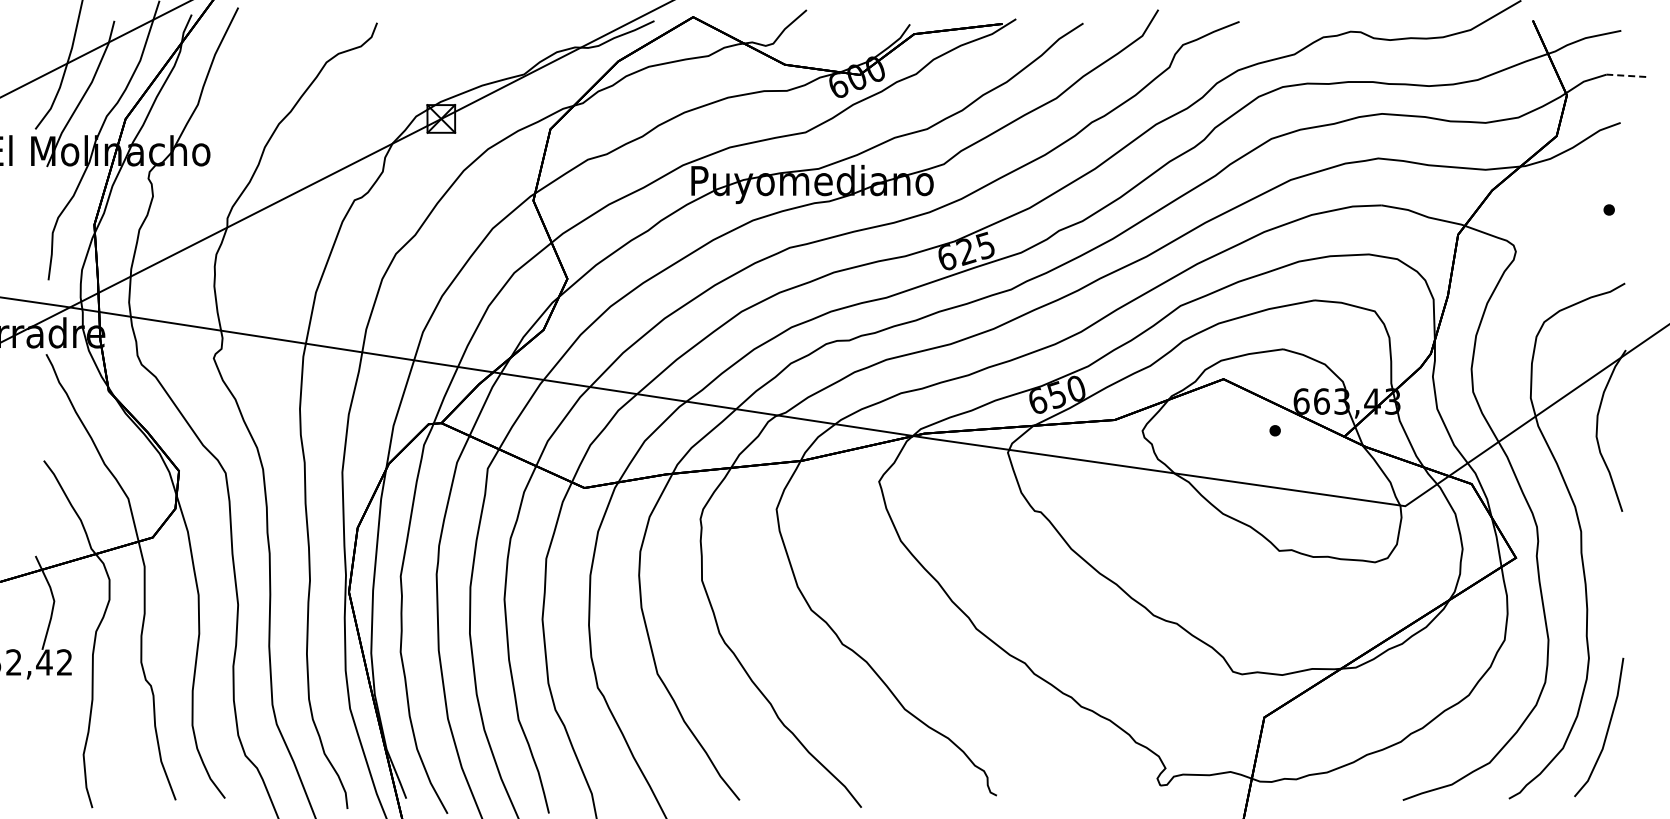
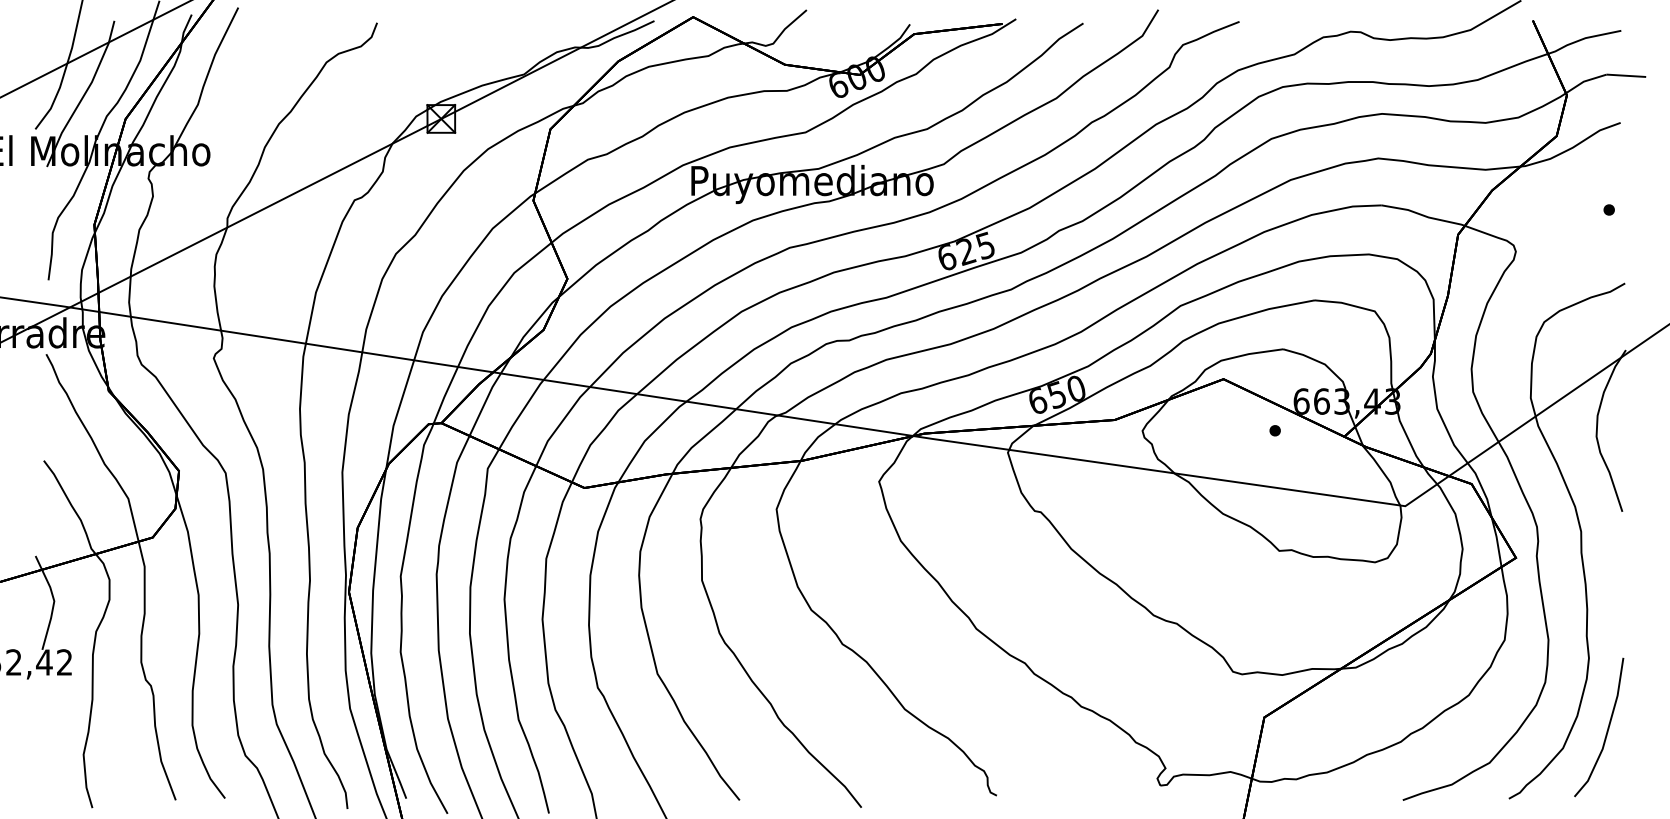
line: dashed -> solid (1626, 75)
